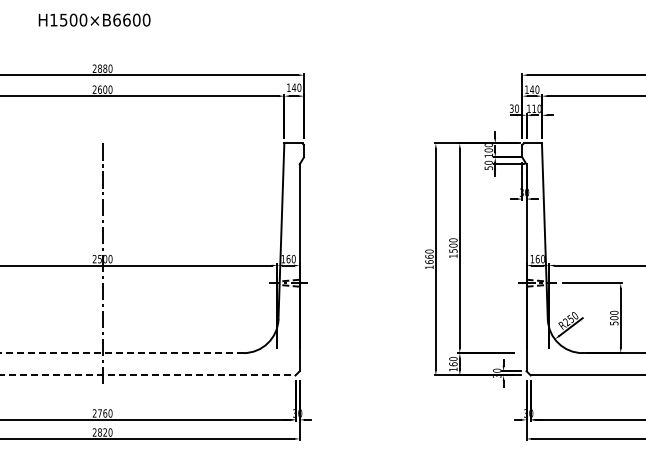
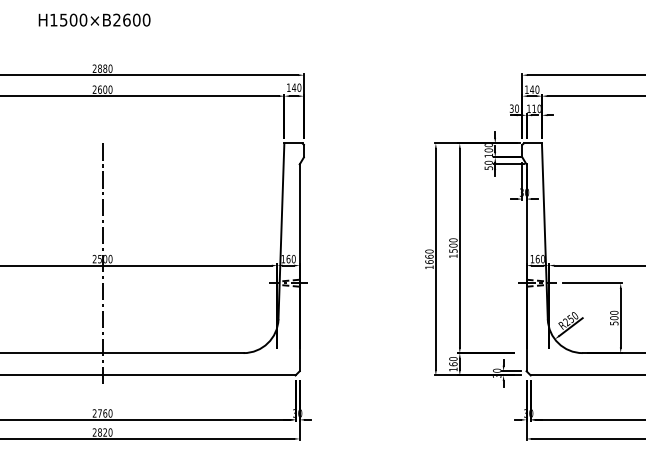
text: H1500×B6600 -> H1500×B2600 (116, 19)
line: dashed -> solid (122, 353)
line: dashed -> solid (148, 375)
